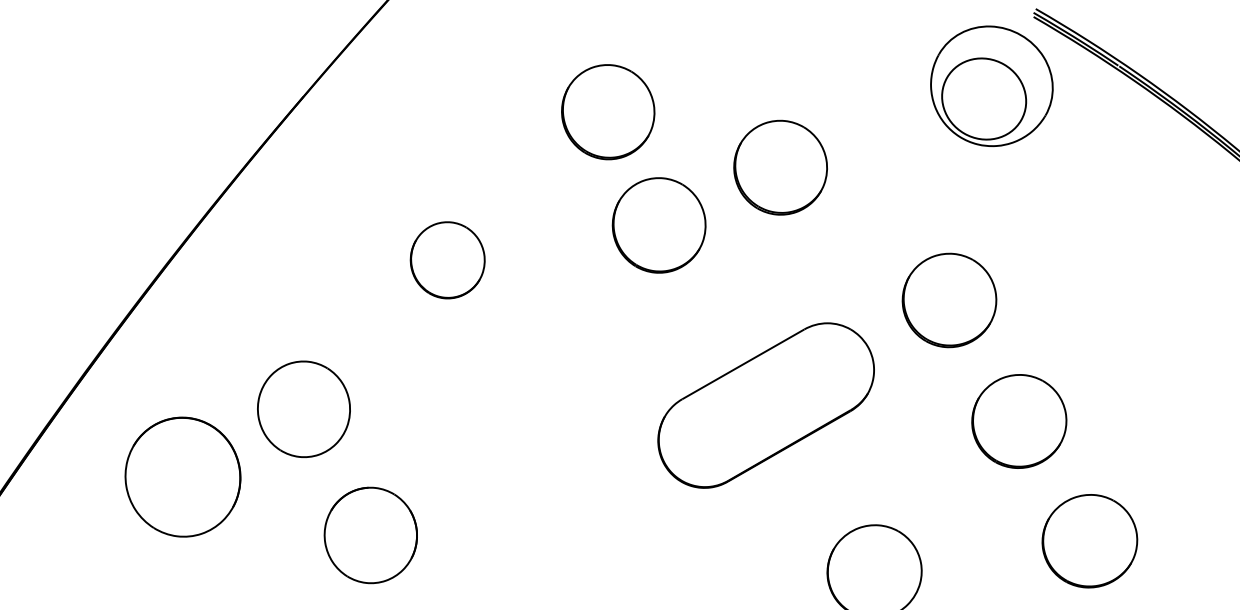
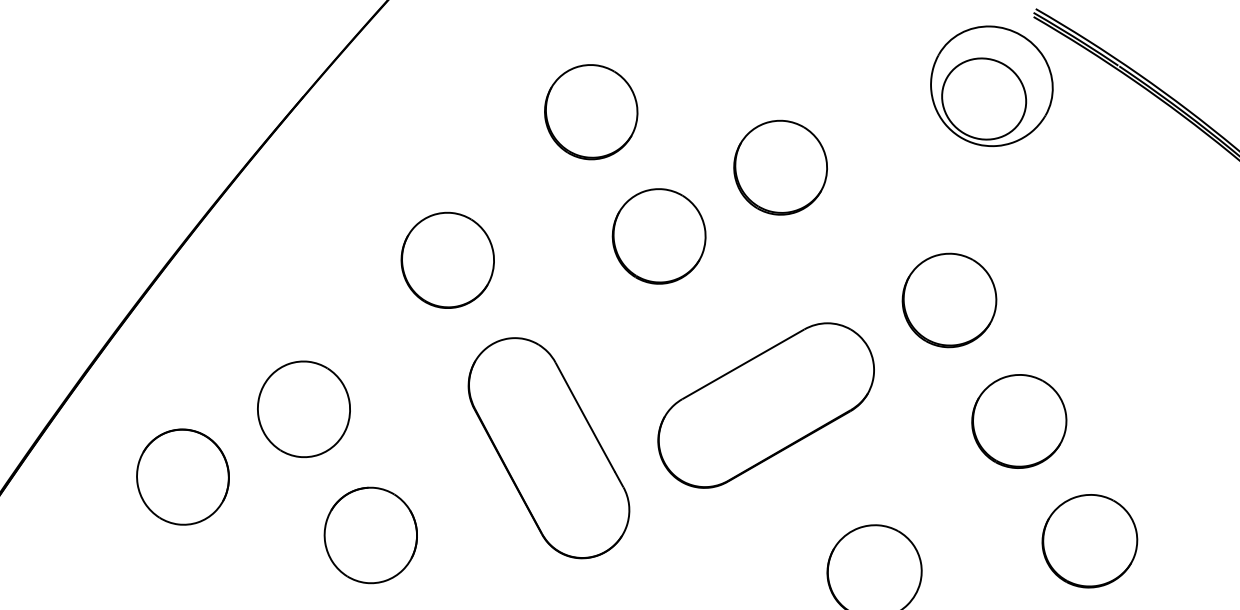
part position: (608, 112) -> (591, 112) (591, 112)
part position: (658, 225) -> (658, 236) (658, 236)
part size: 77x79 px -> 95x98 px (447, 259)
part: none -> present (548, 448)
part size: 118x122 px -> 94x98 px (182, 476)
